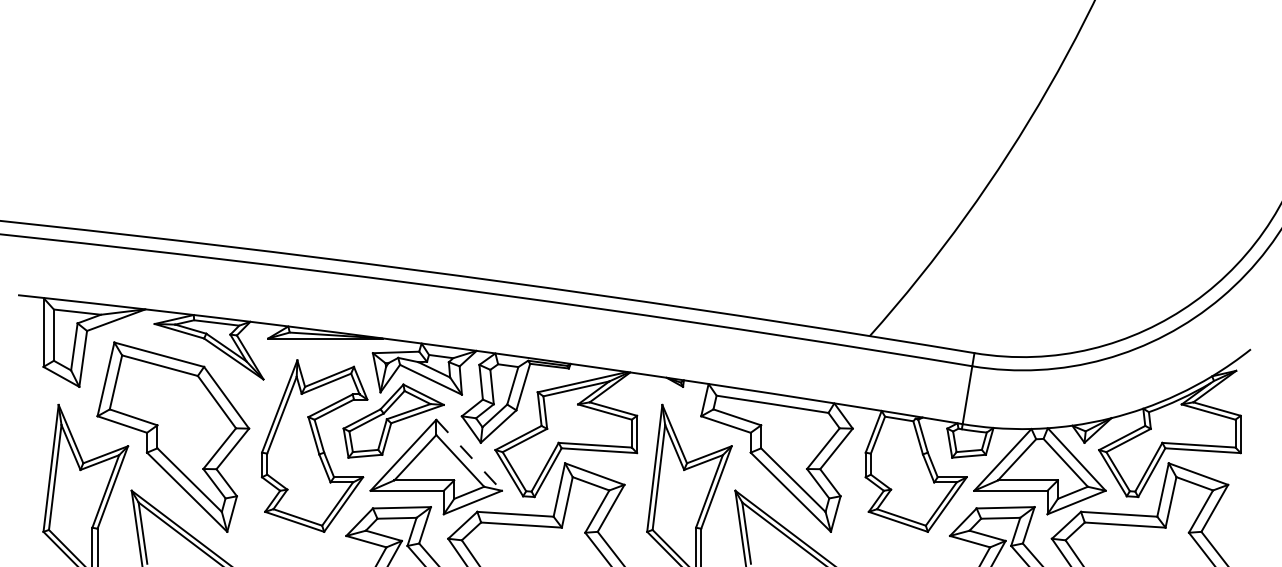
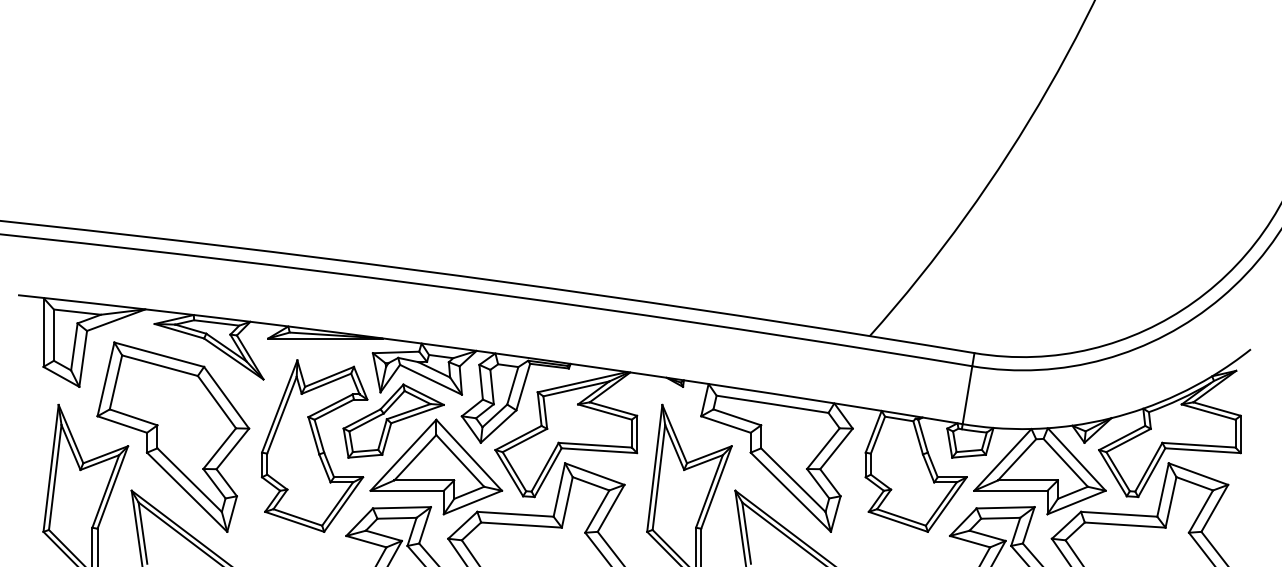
line: dashed -> solid (469, 455)
